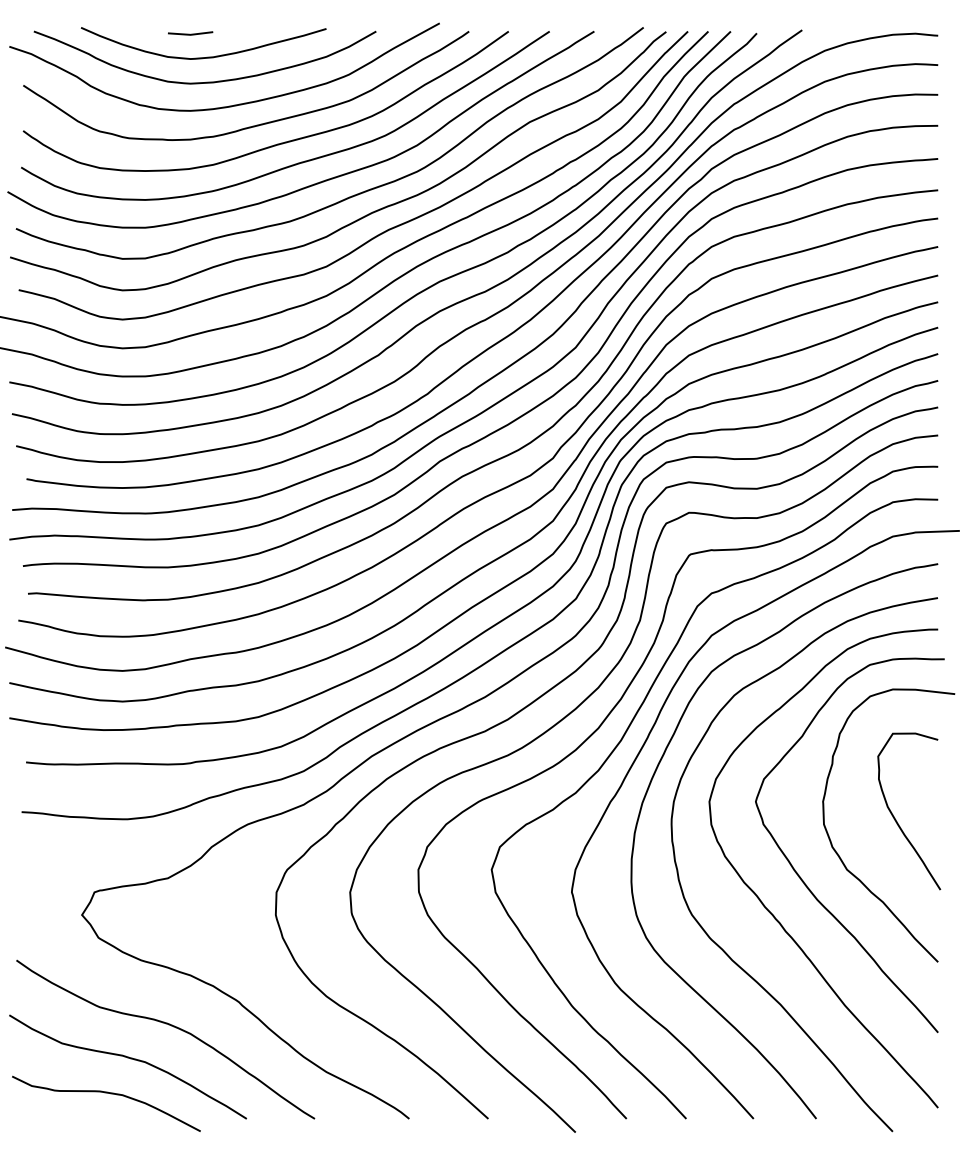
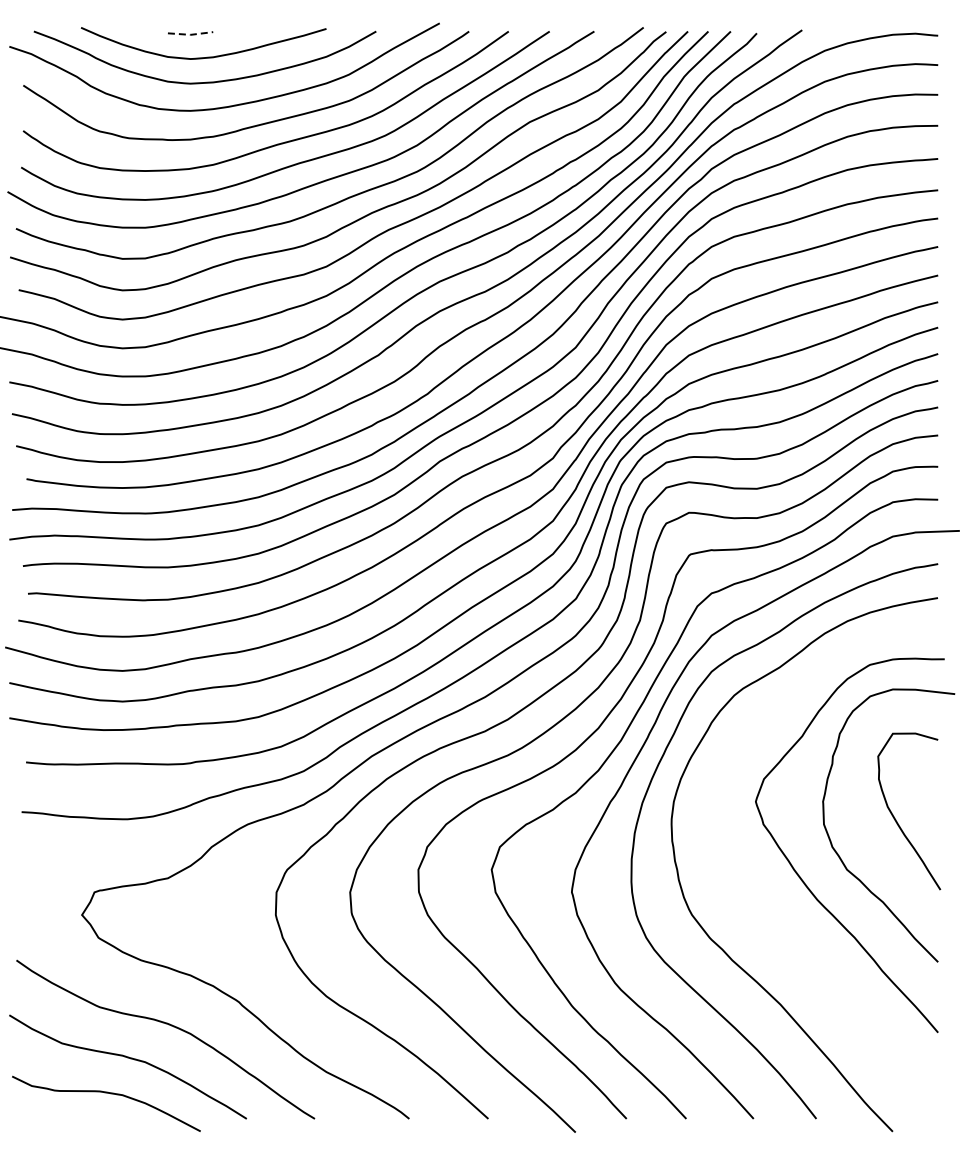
line: solid -> dashed (190, 34)
curve: present -> none (774, 915)
